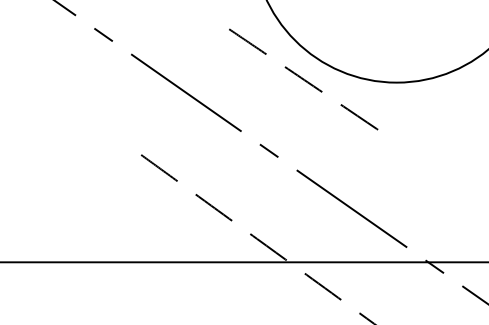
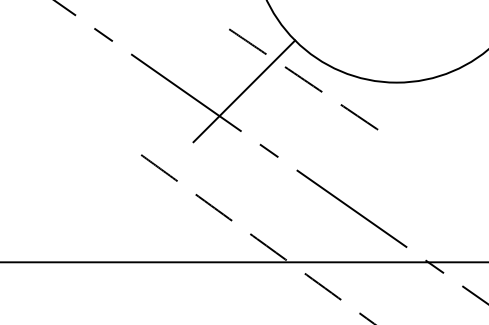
line: none -> present (244, 91)
